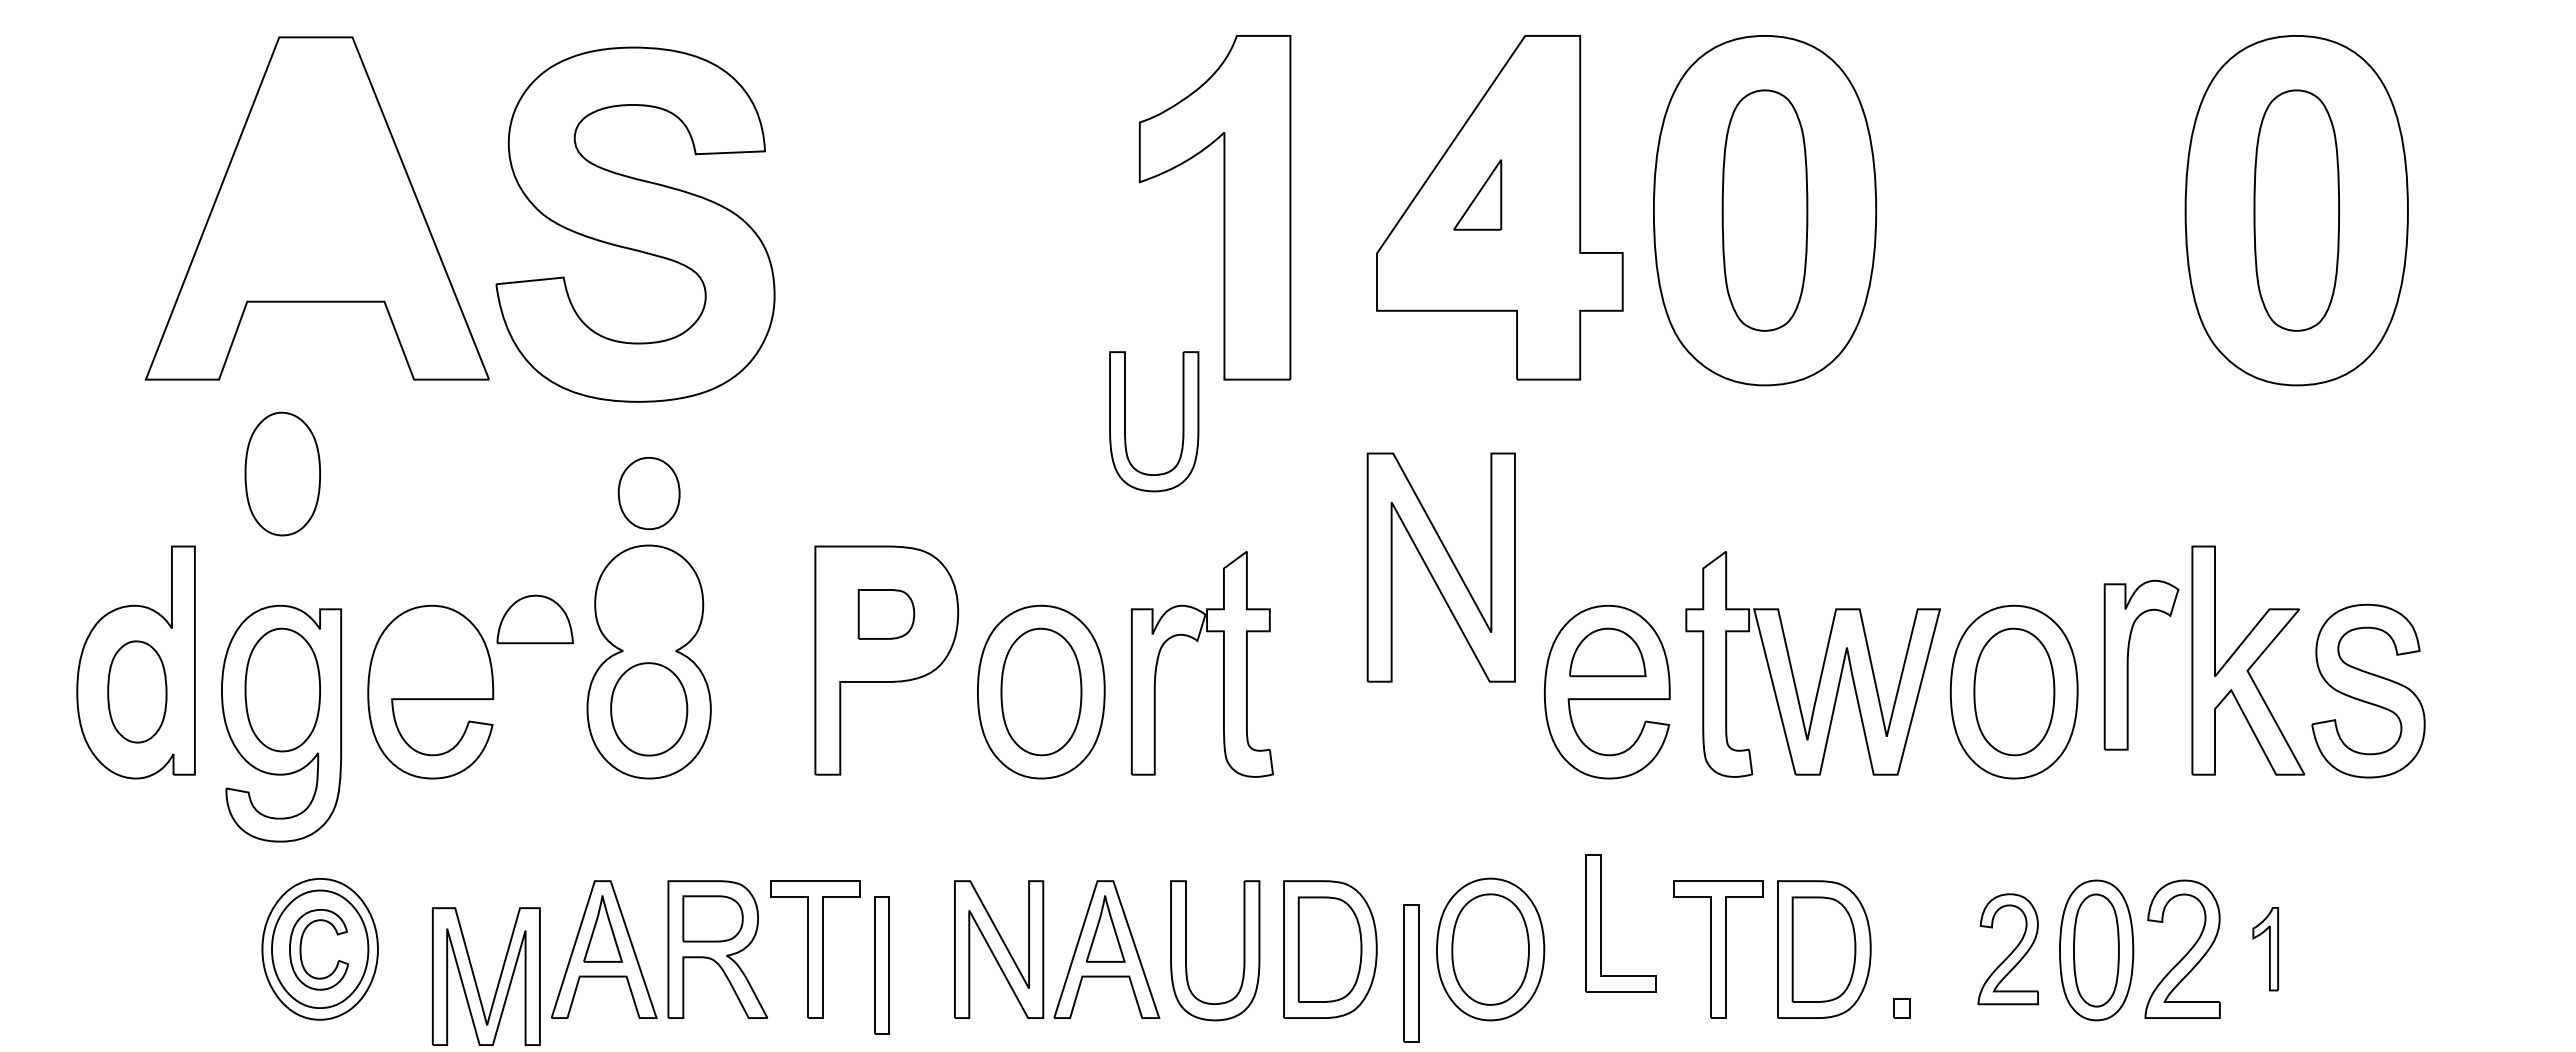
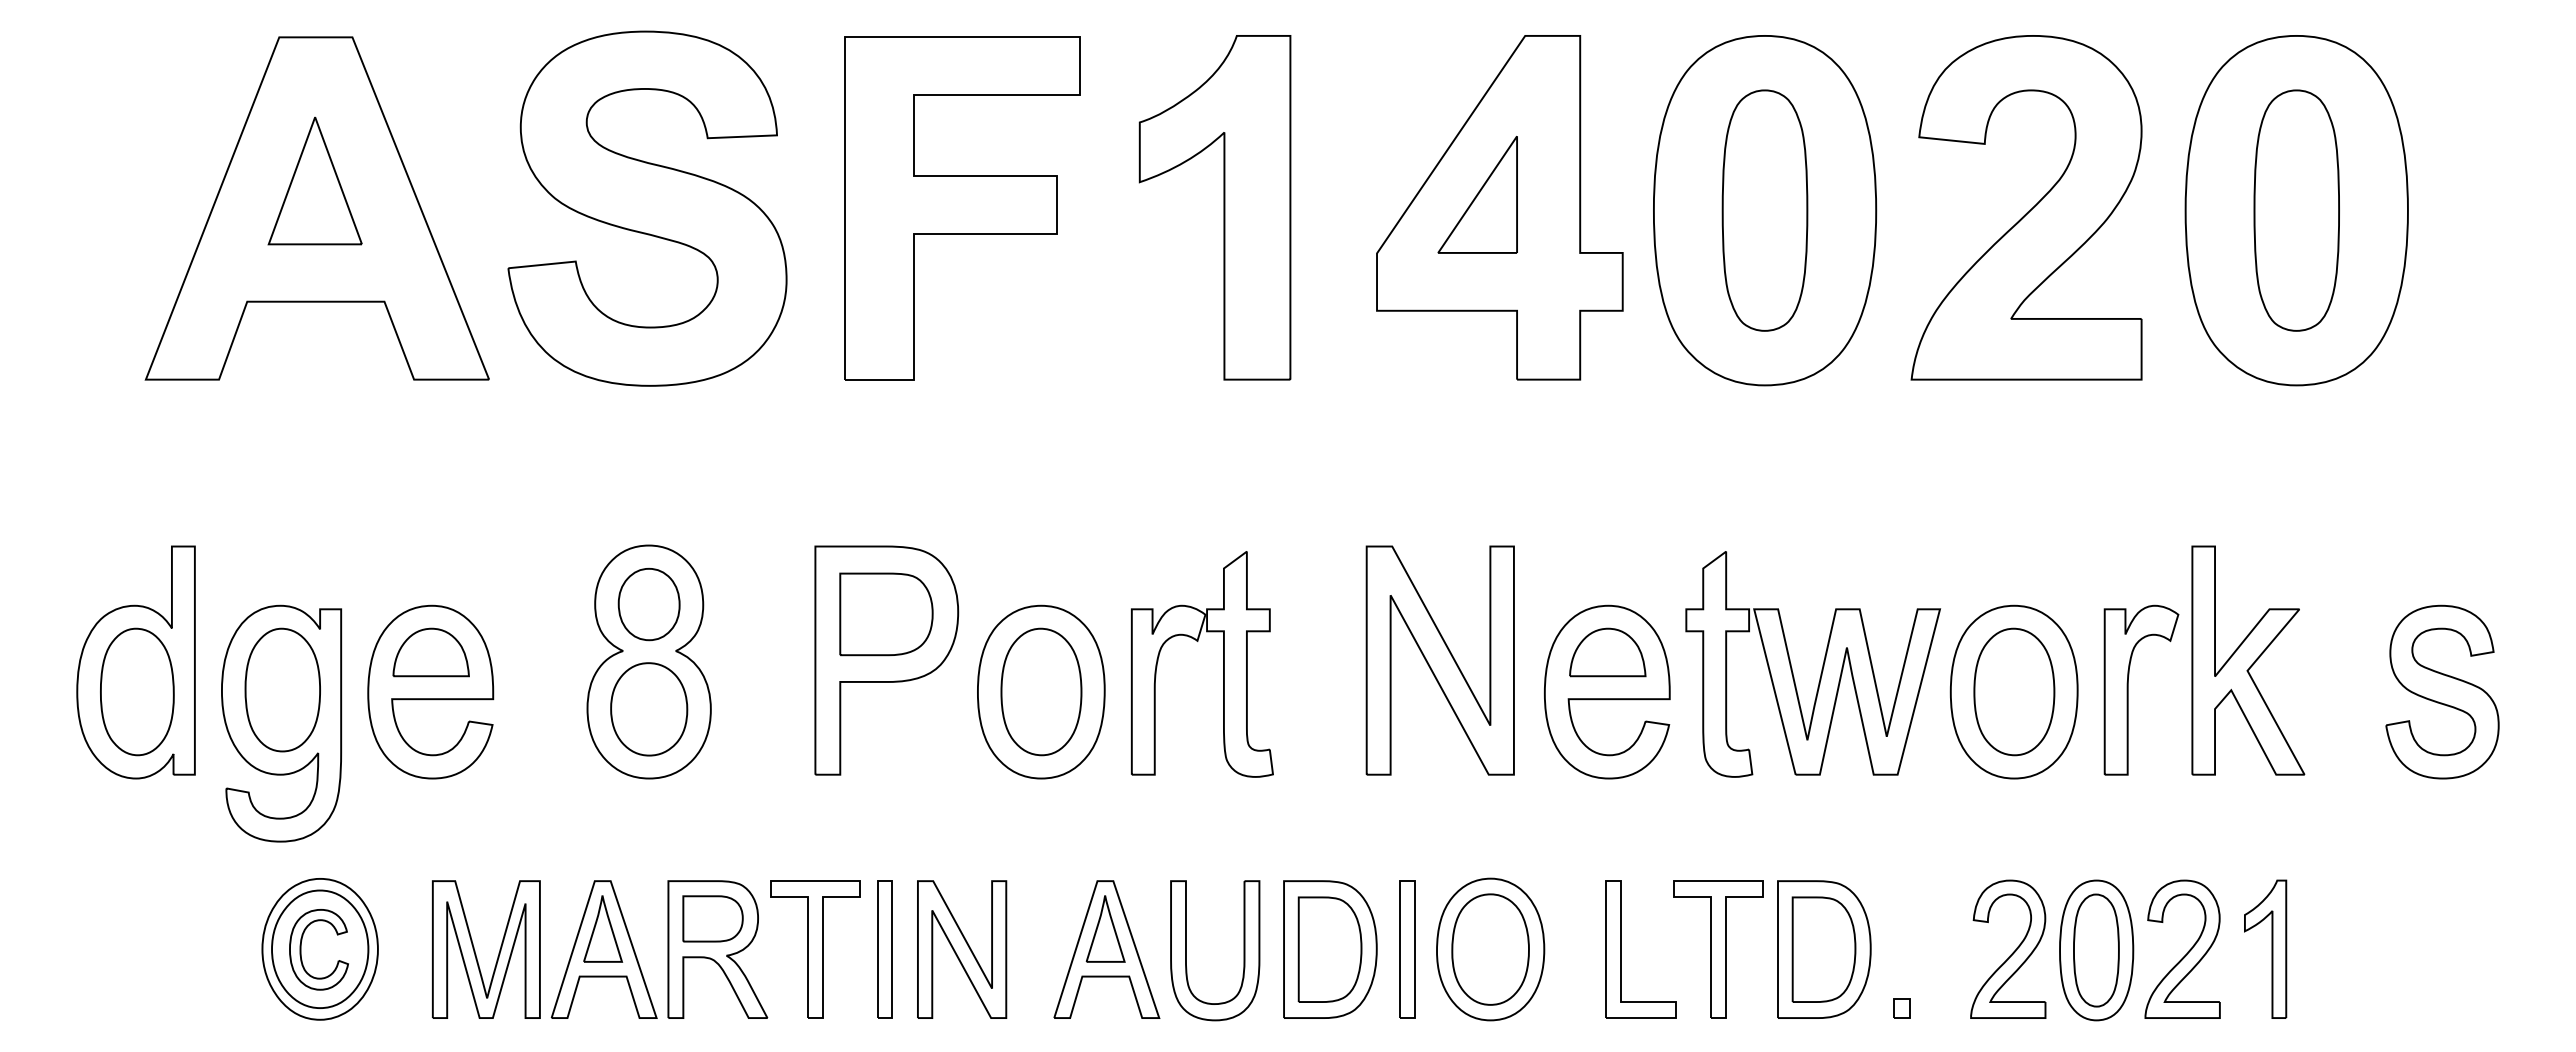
part: none -> present (314, 180)
part size: 50x72 px -> 81x118 px (1477, 194)
part: none -> present (2026, 207)
part: none -> present (962, 208)
part position: (635, 224) -> (647, 208) (647, 208)
part: present -> none (1182, 421)
part: present -> none (282, 473)
part position: (648, 493) -> (648, 604) (648, 604)
part position: (1440, 567) -> (1439, 660) (1439, 660)
part size: 59x51 px -> 95x85 px (886, 614)
part position: (534, 619) -> (430, 652) (430, 652)
part position: (2128, 664) -> (2128, 689) (2128, 689)
part position: (2368, 690) -> (2442, 691) (2442, 691)
part size: 61x104 px -> 75x130 px (137, 691)
part position: (1601, 923) -> (1621, 949) (1621, 949)
part position: (999, 949) -> (962, 949) (962, 949)
part size: 62x113 px -> 77x140 px (2008, 948)
part size: 27x85 px -> 44x140 px (2265, 948)
part position: (881, 965) -> (884, 949) (884, 949)
part position: (1411, 973) -> (1407, 949) (1407, 949)
part position: (475, 977) -> (475, 950) (475, 950)
